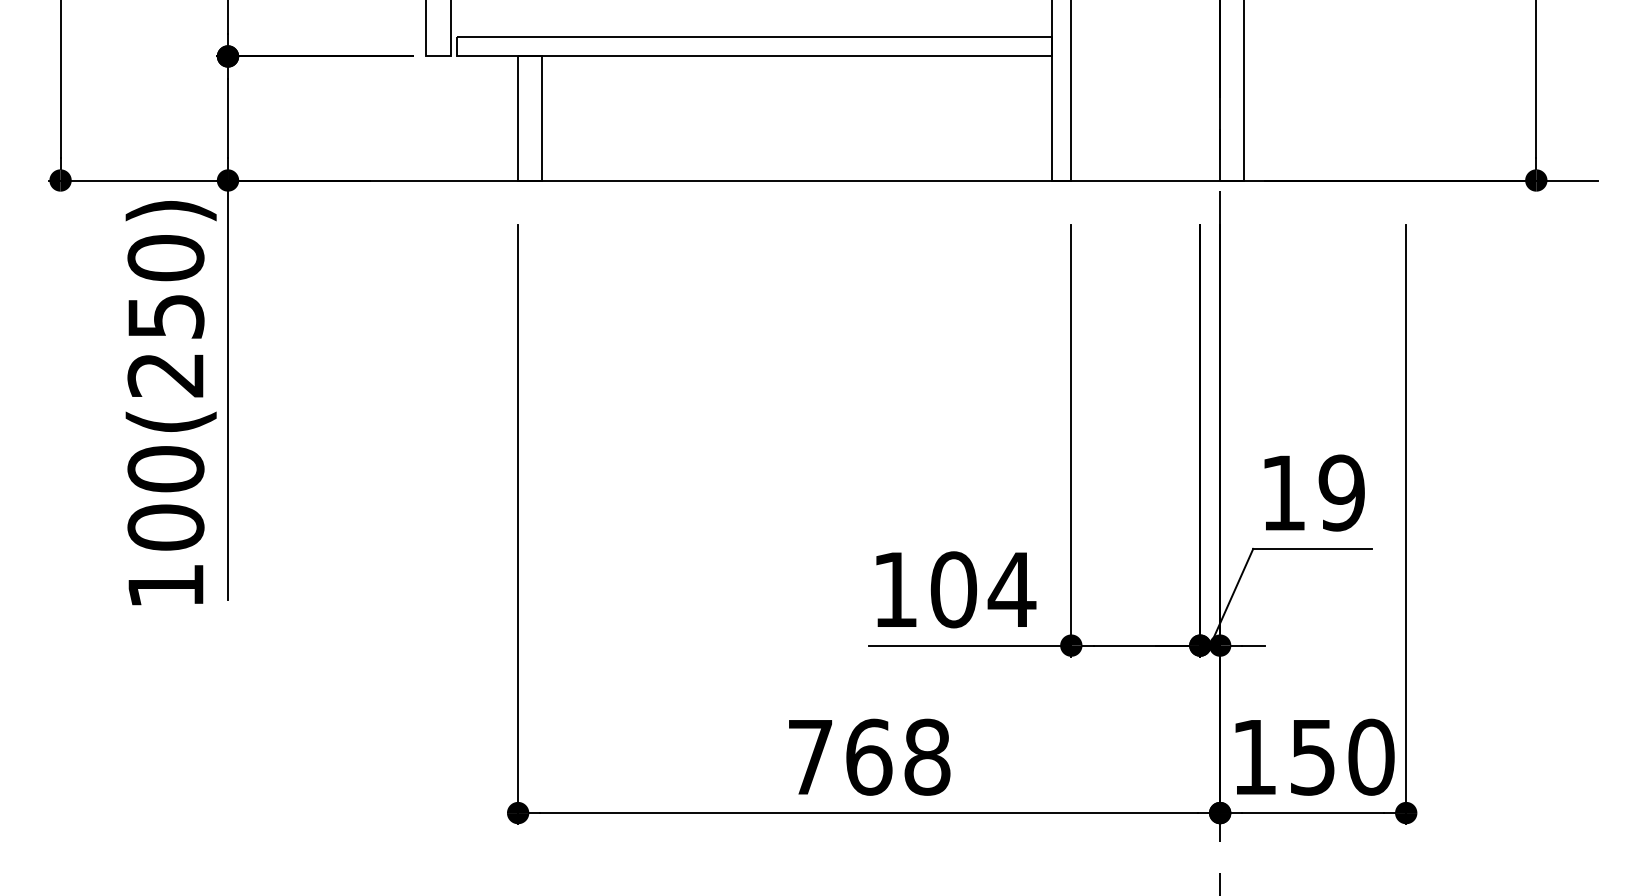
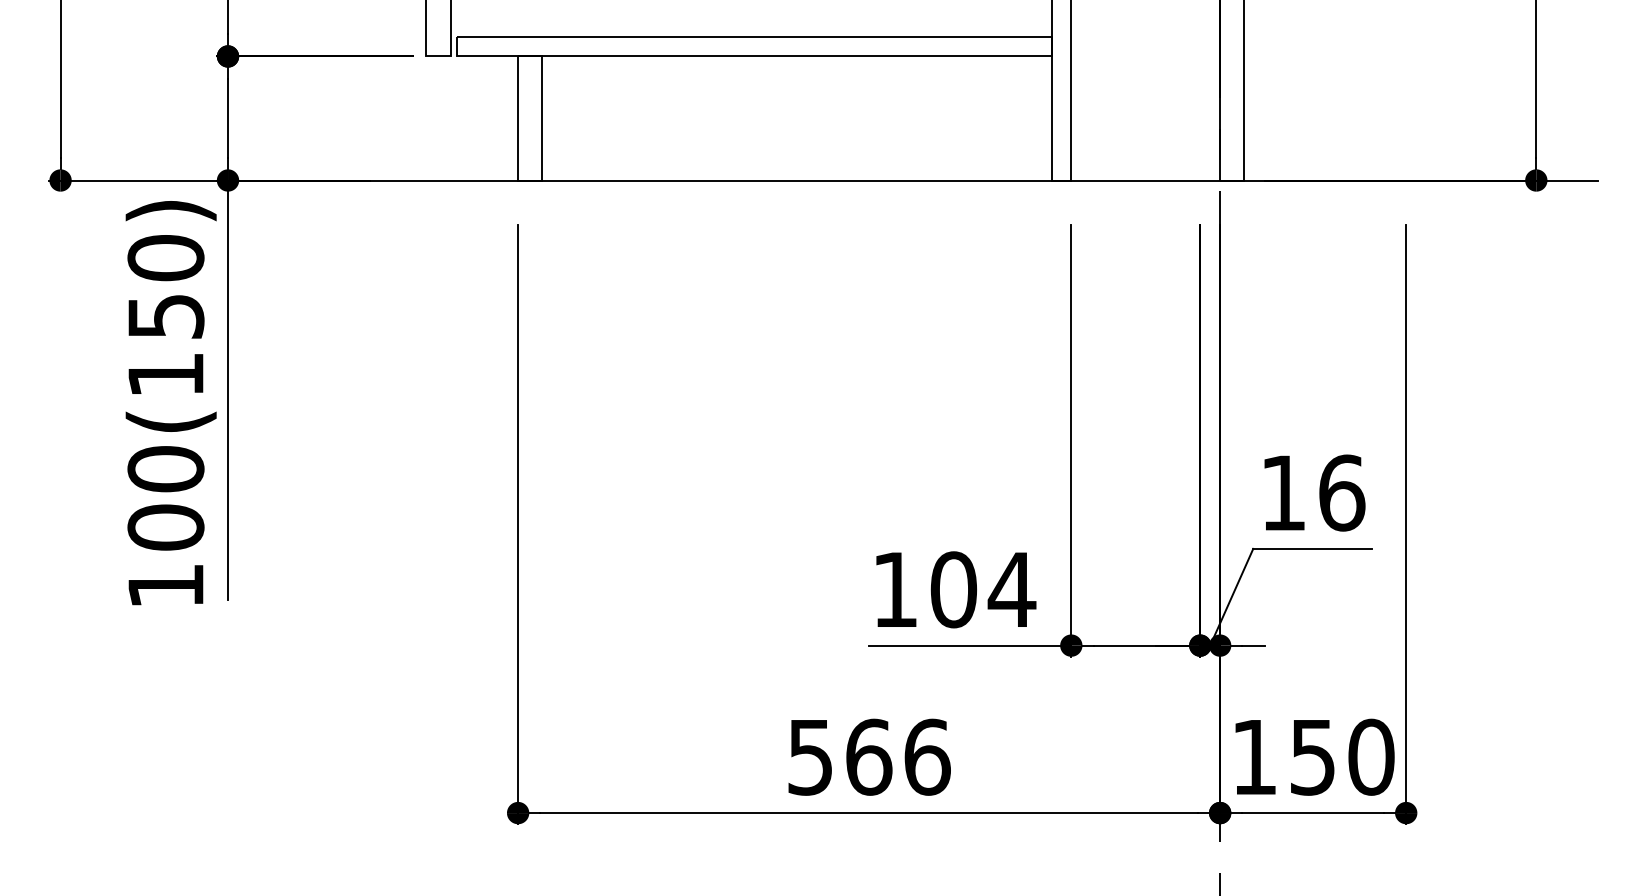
text: 100(250) -> 100(150) (165, 375)
text: 19 -> 16 (1341, 492)
text: 768 -> 566 (869, 756)
